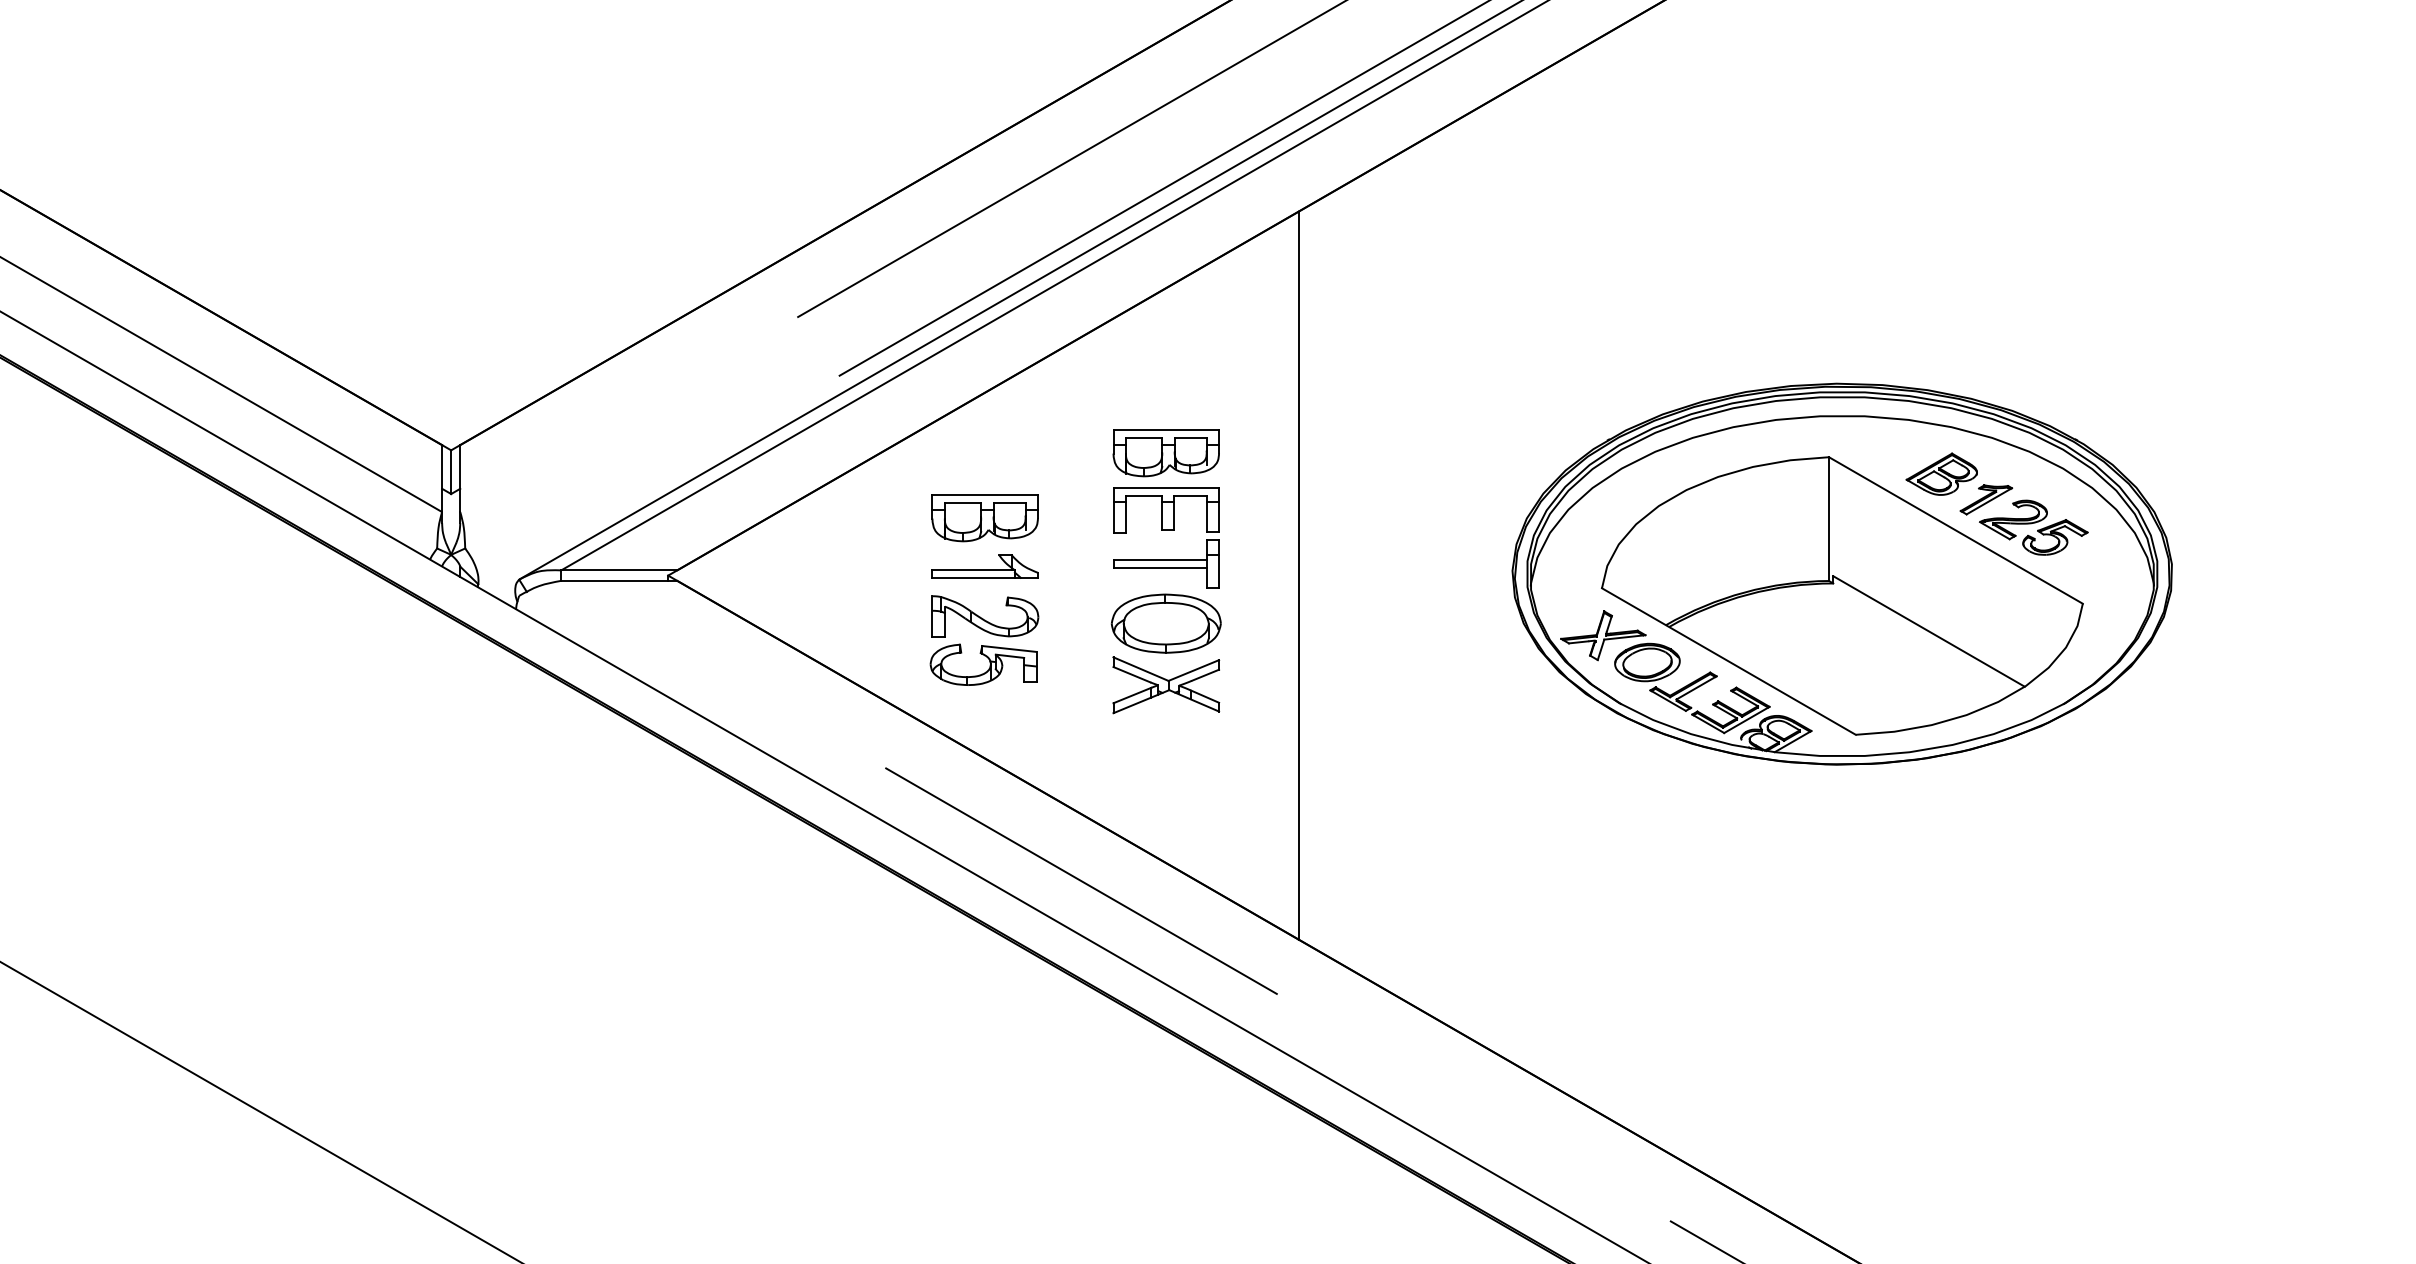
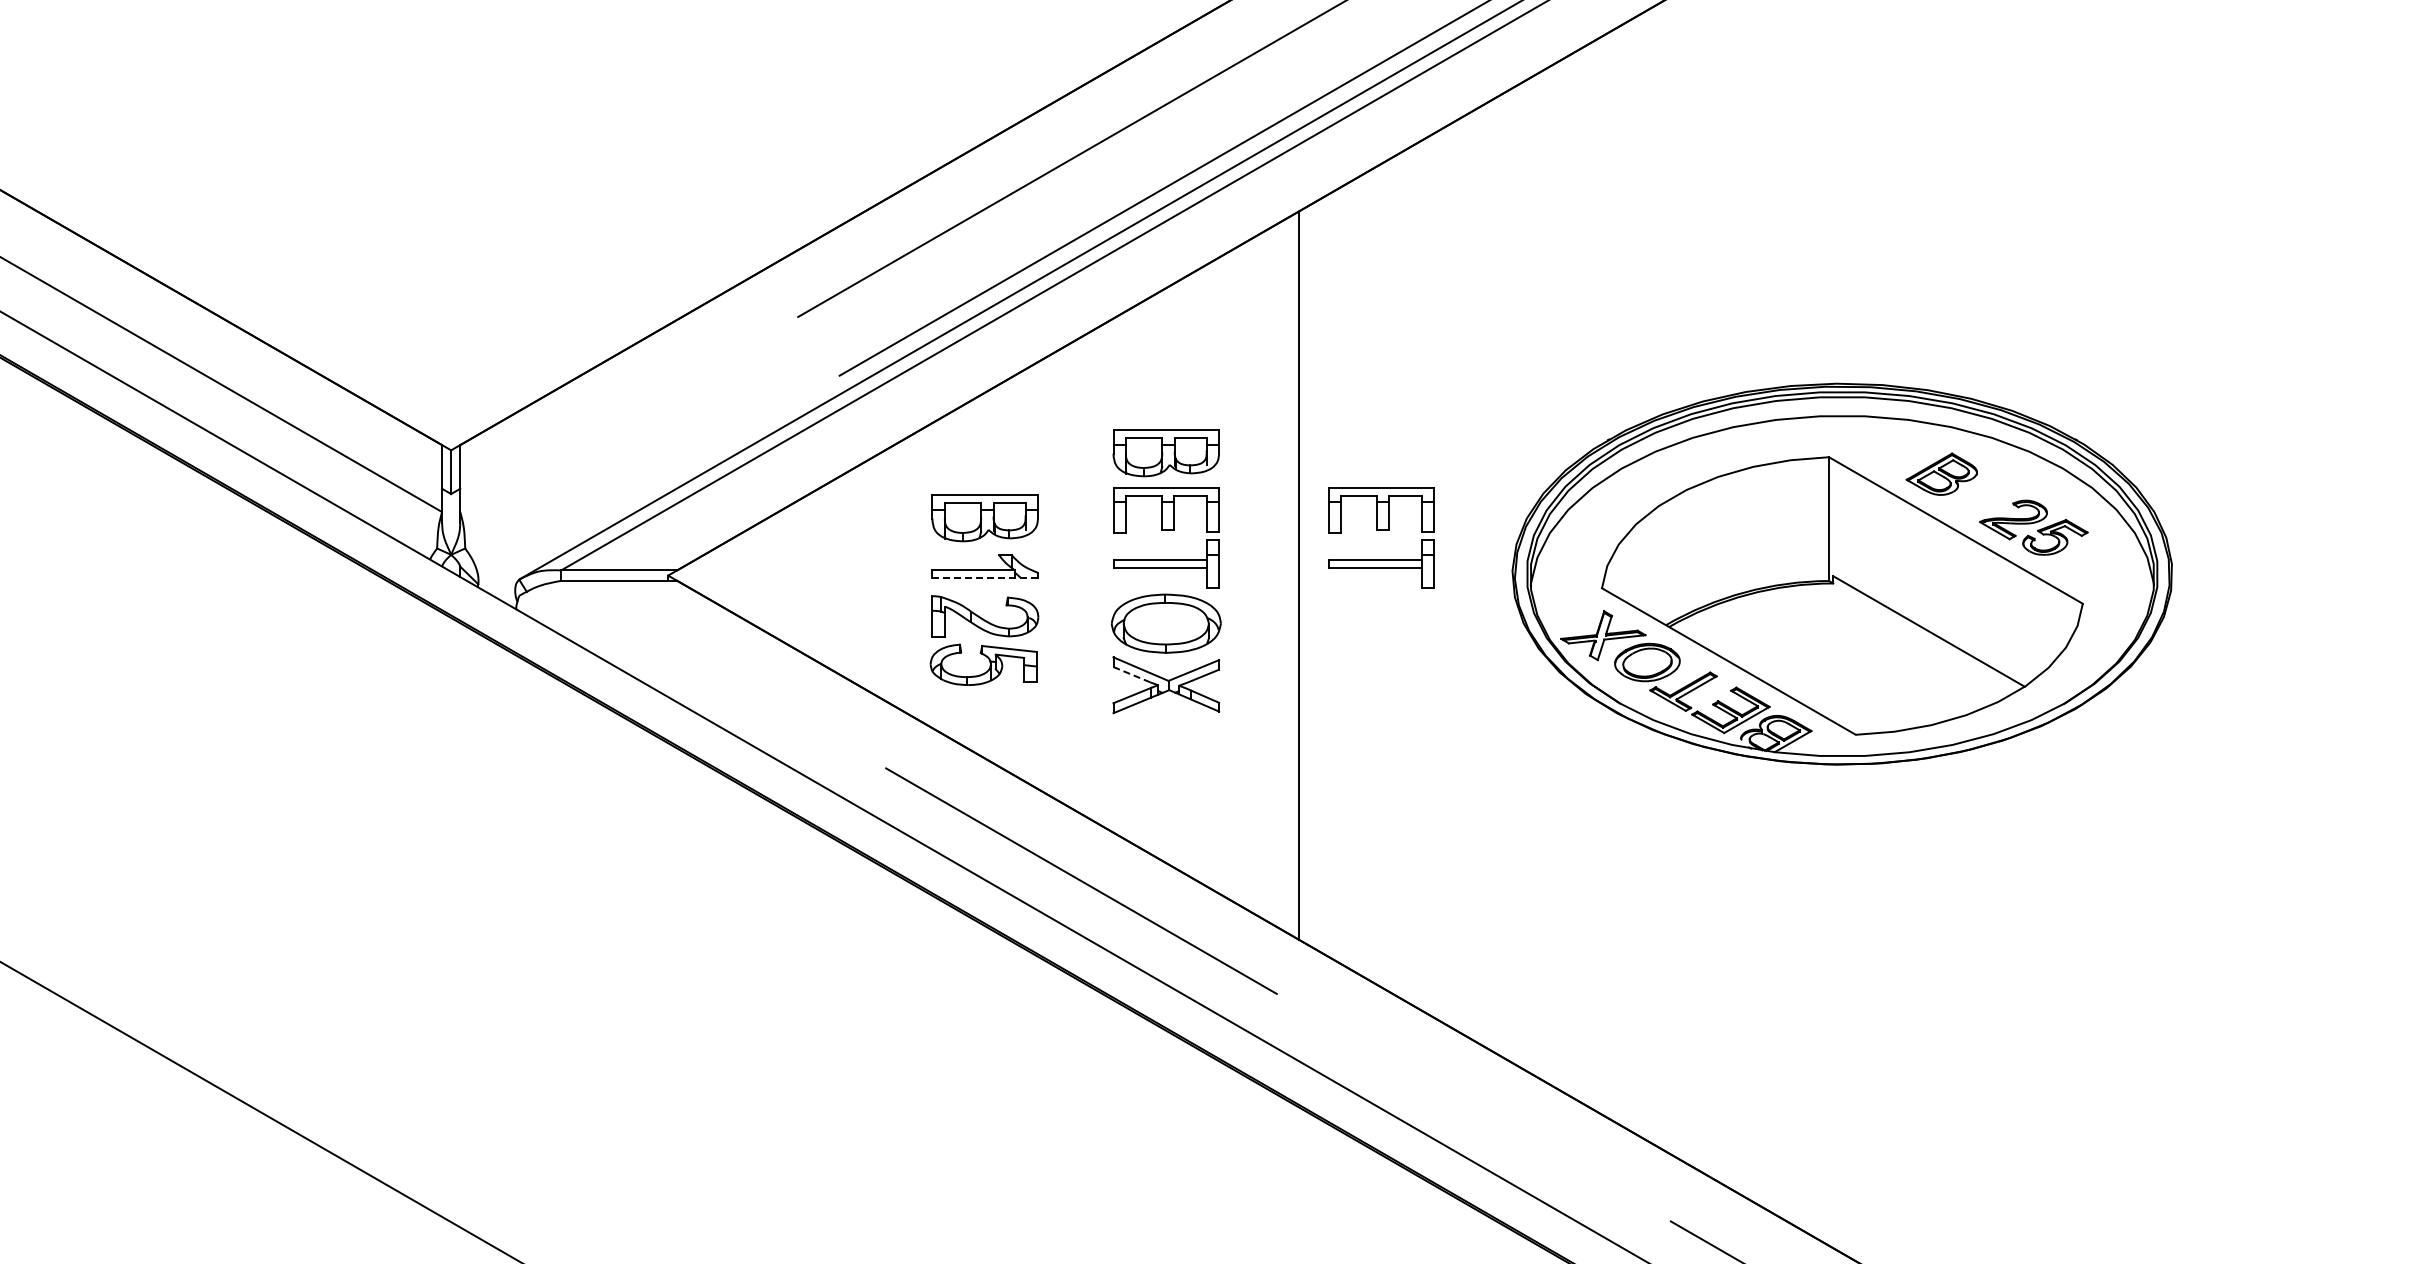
part: present -> none (1986, 499)
part: none -> present (1381, 530)
line: solid -> dashed (984, 577)
line: solid -> dashed (1131, 674)
